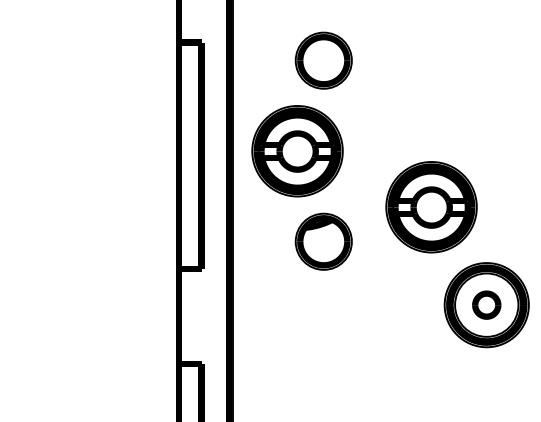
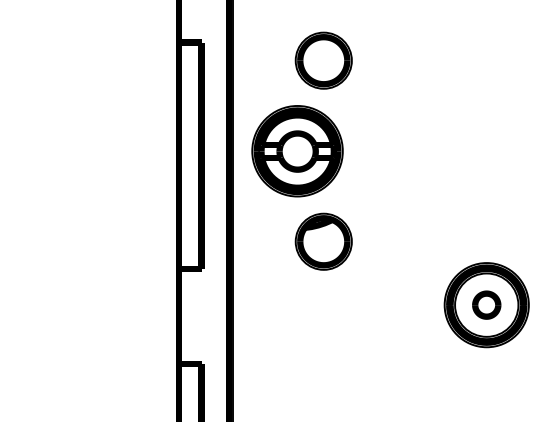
part: present -> none (431, 207)
